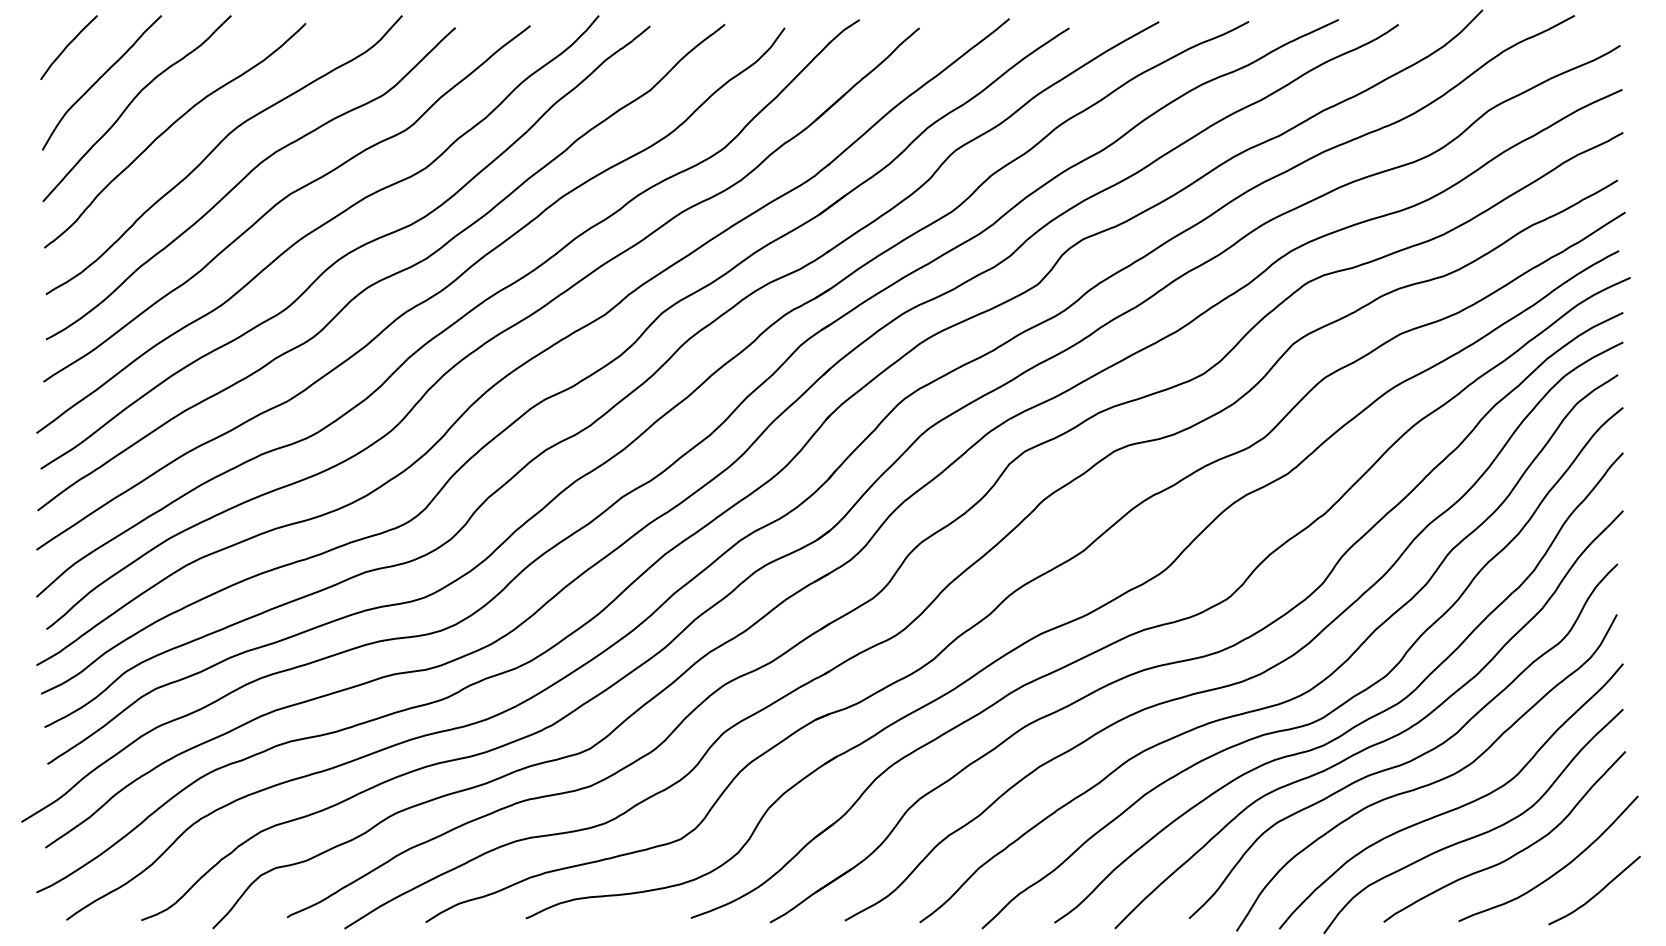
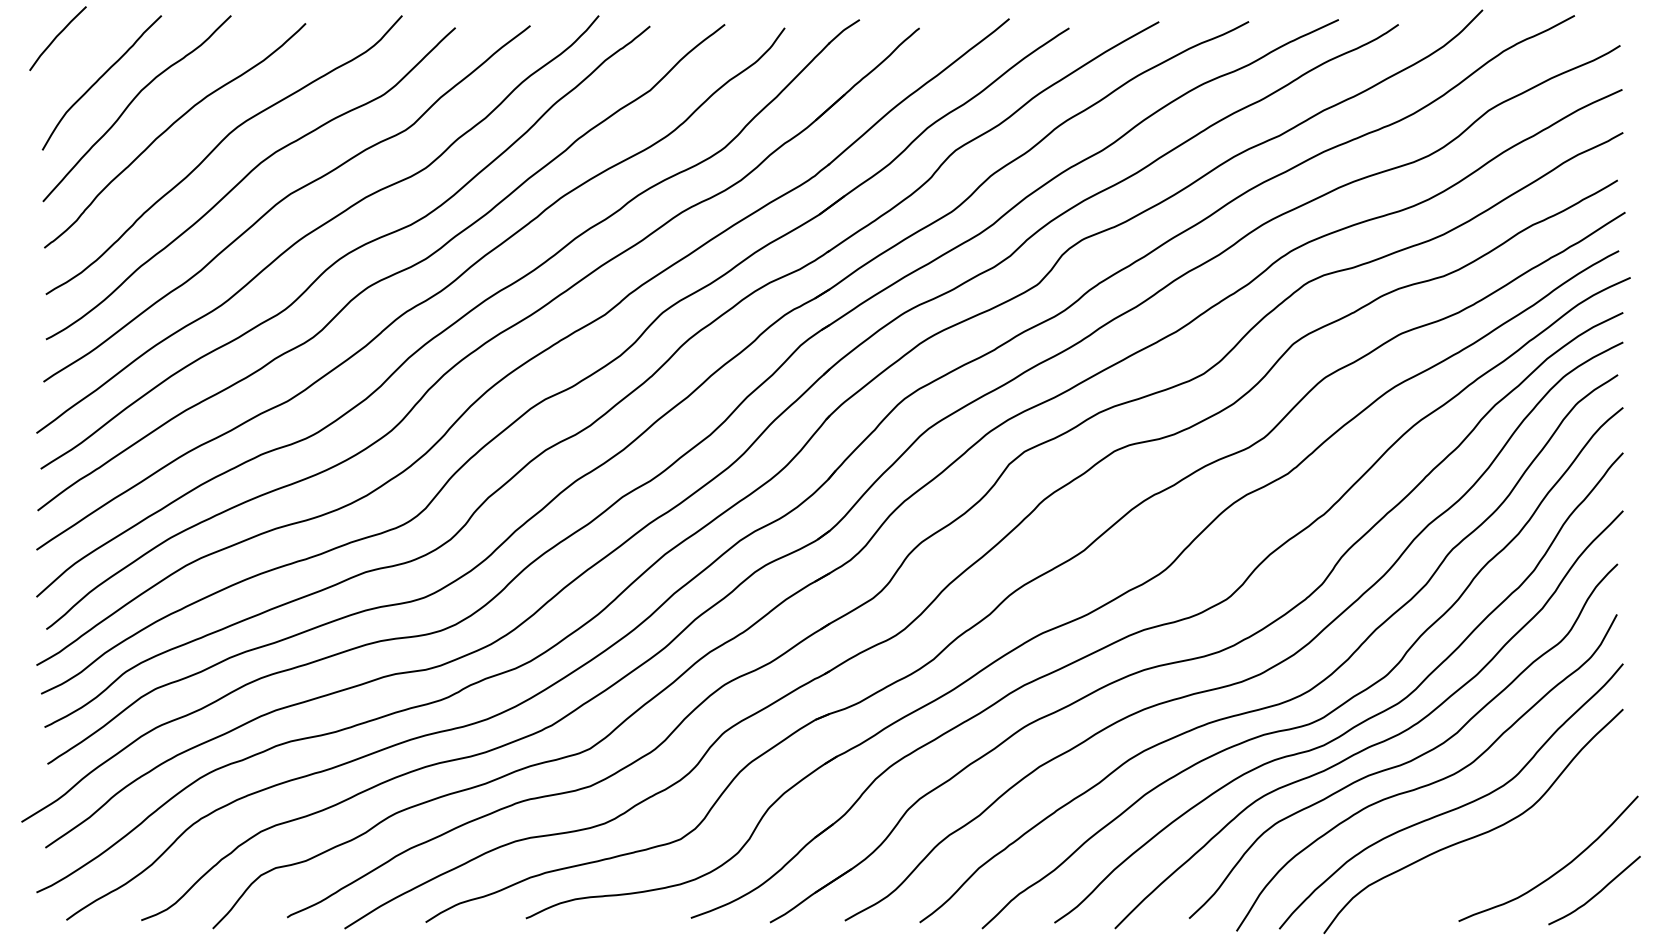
curve position: (68, 46) -> (57, 37) (57, 37)
curve: present -> none (1516, 852)
